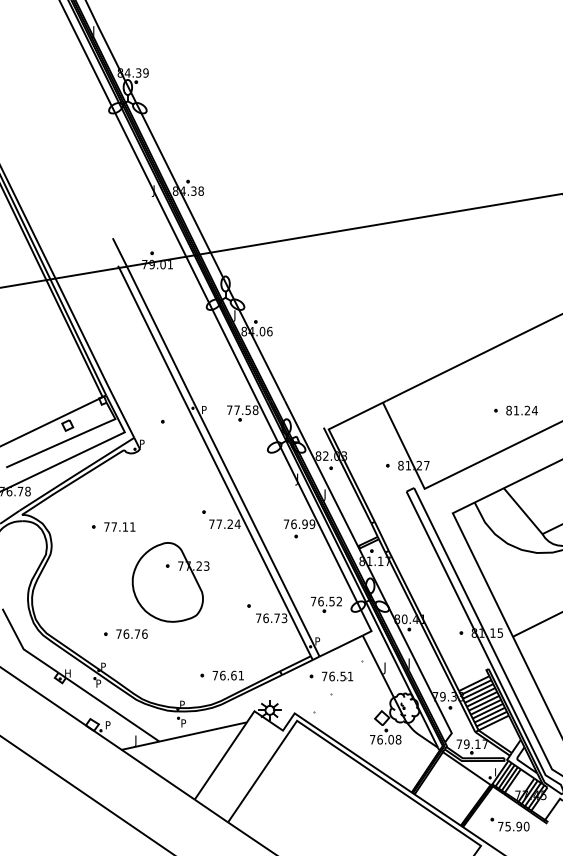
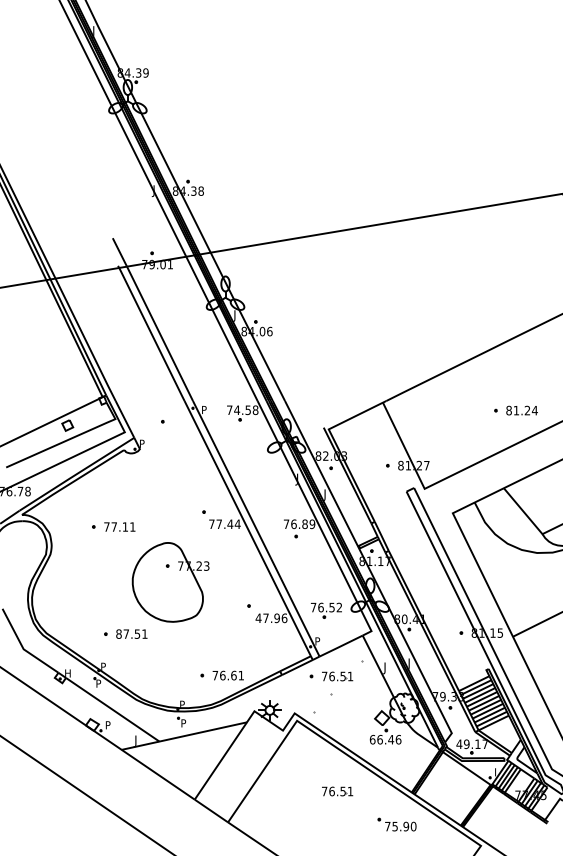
text: 77.58 -> 74.58 (237, 409)
text: 77.24 -> 77.44 (230, 523)
text: 76.99 -> 76.89 (304, 523)
part position: (326, 604) -> (326, 610) (326, 610)
text: 76.73 -> 47.96 (271, 618)
text: 76.76 -> 87.51 (131, 633)
text: 76.08 -> 66.46 (385, 739)
text: 79.17 -> 49.17 (459, 743)
part: none -> present (337, 791)
part position: (509, 824) -> (396, 824) (396, 824)
